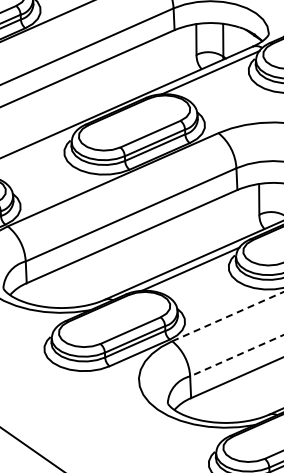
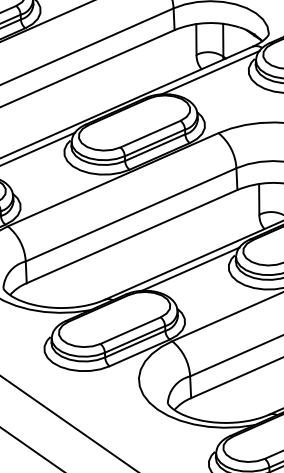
line: none -> present (38, 148)
line: dashed -> solid (227, 316)
line: dashed -> solid (236, 355)
line: none -> present (68, 423)
